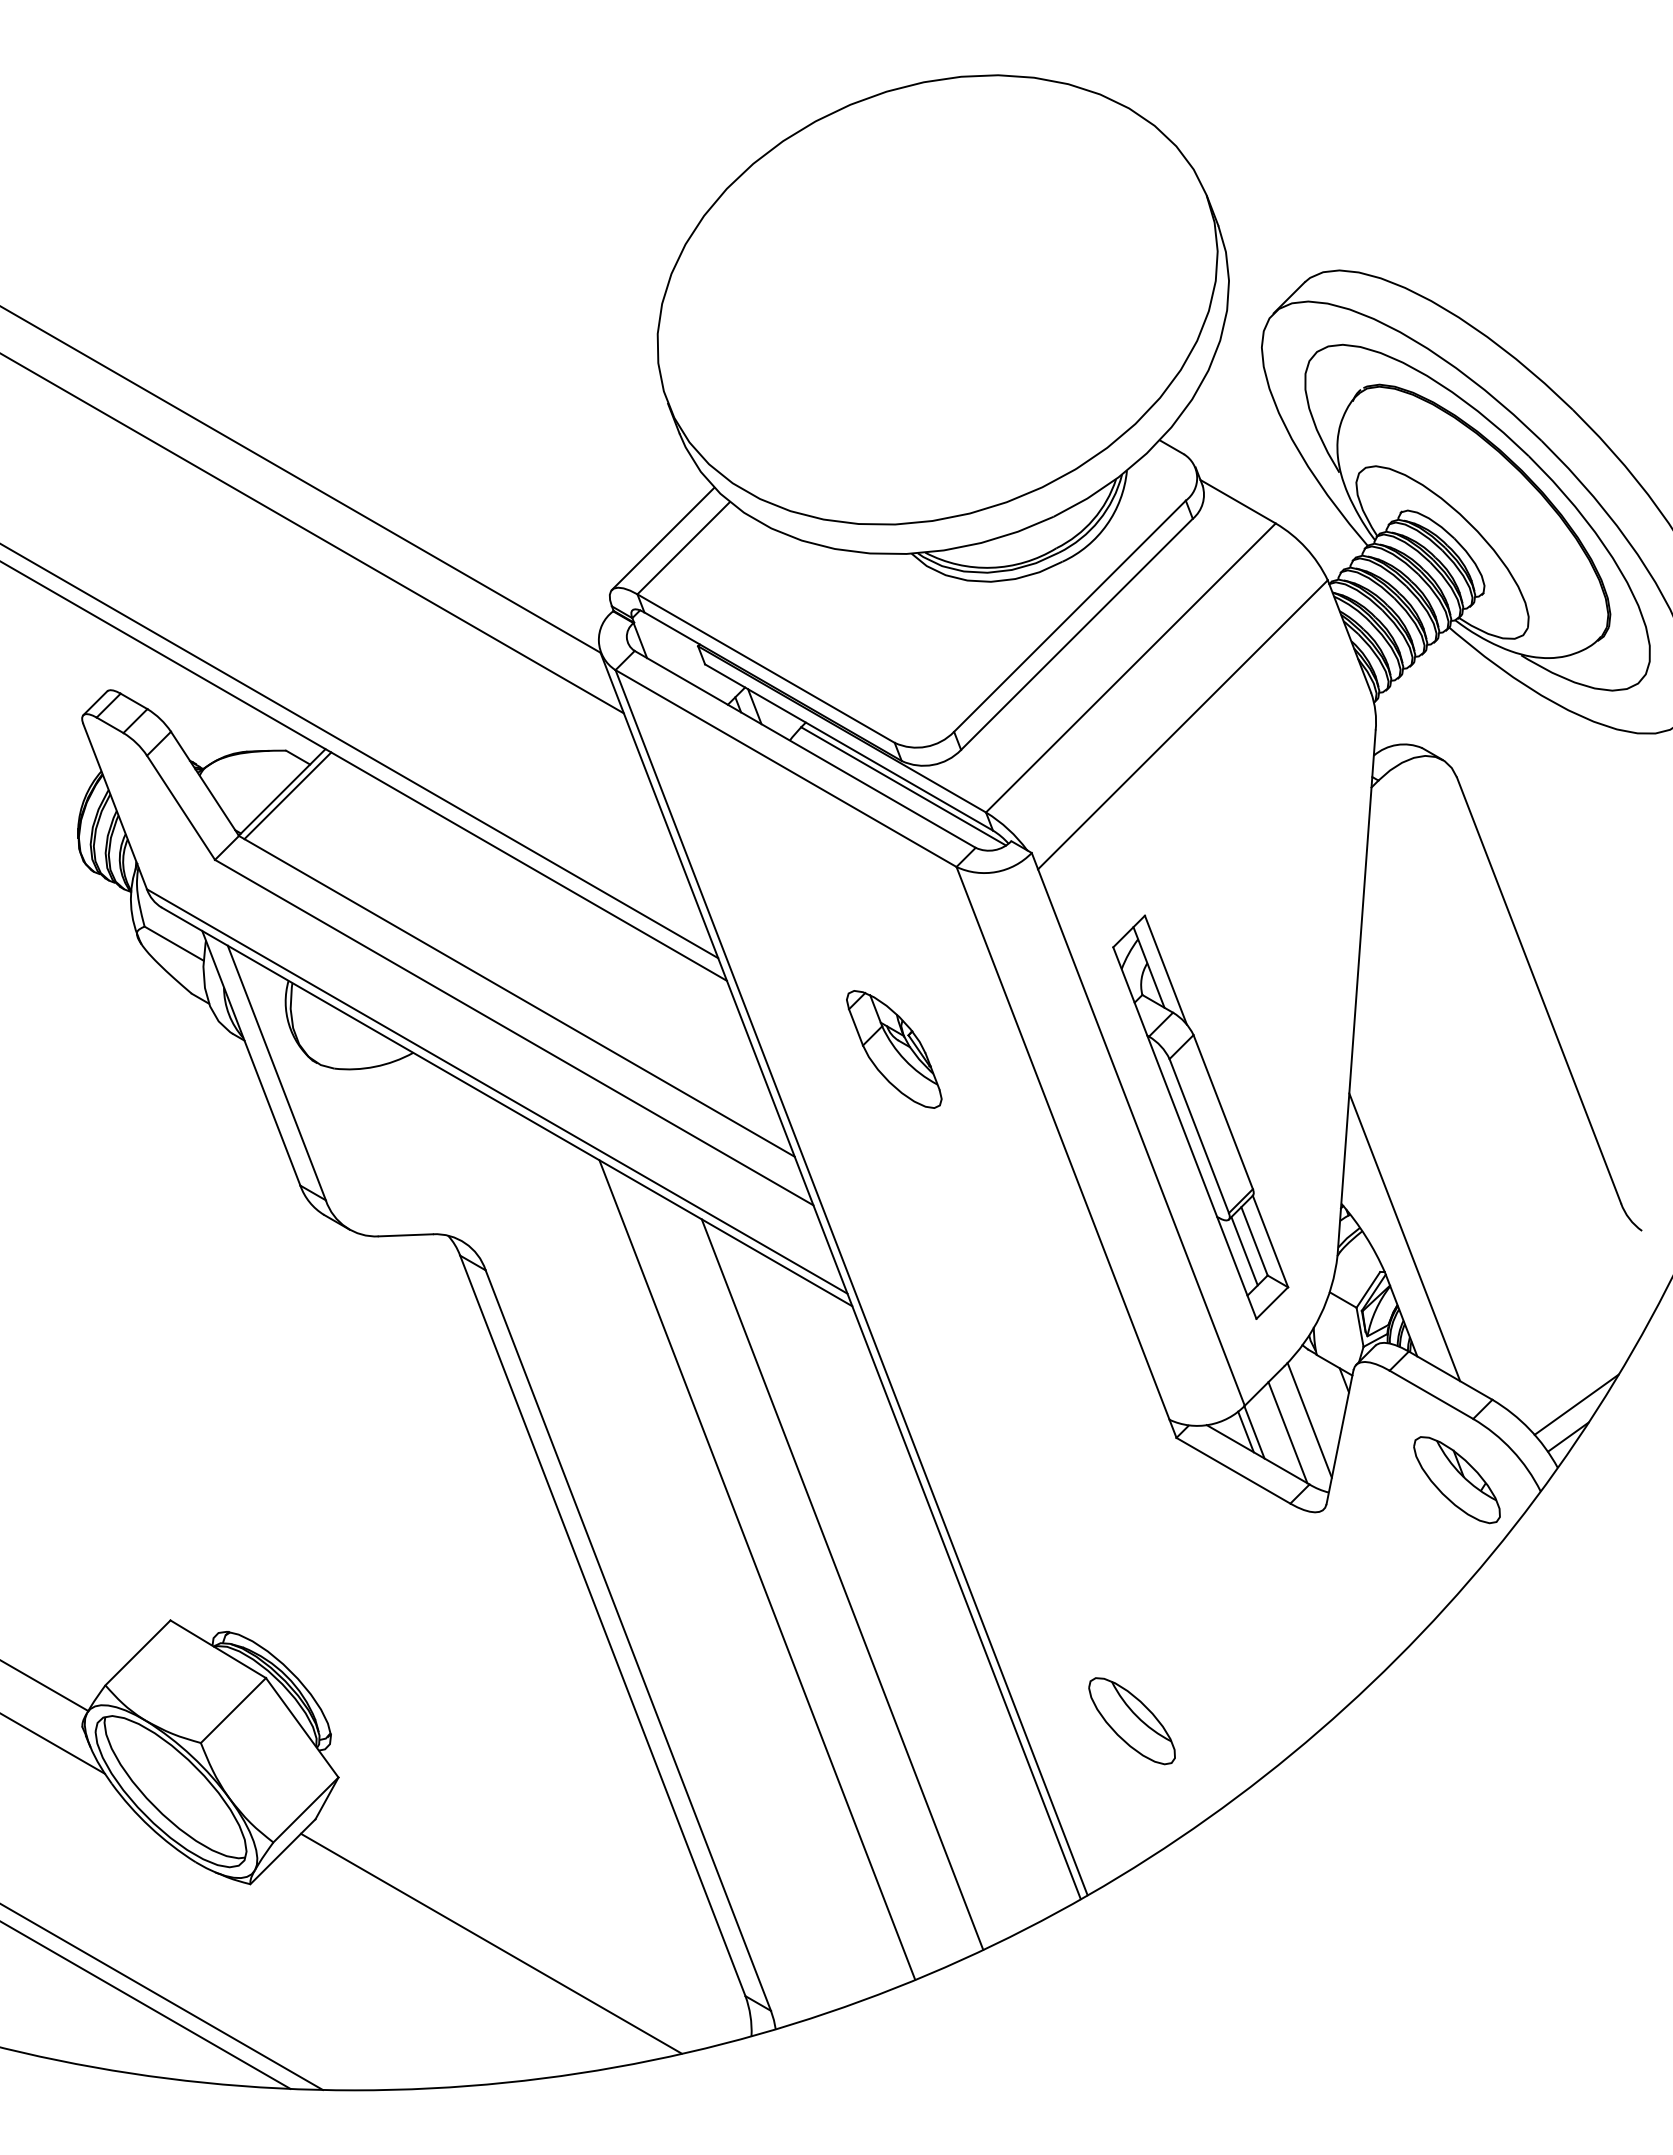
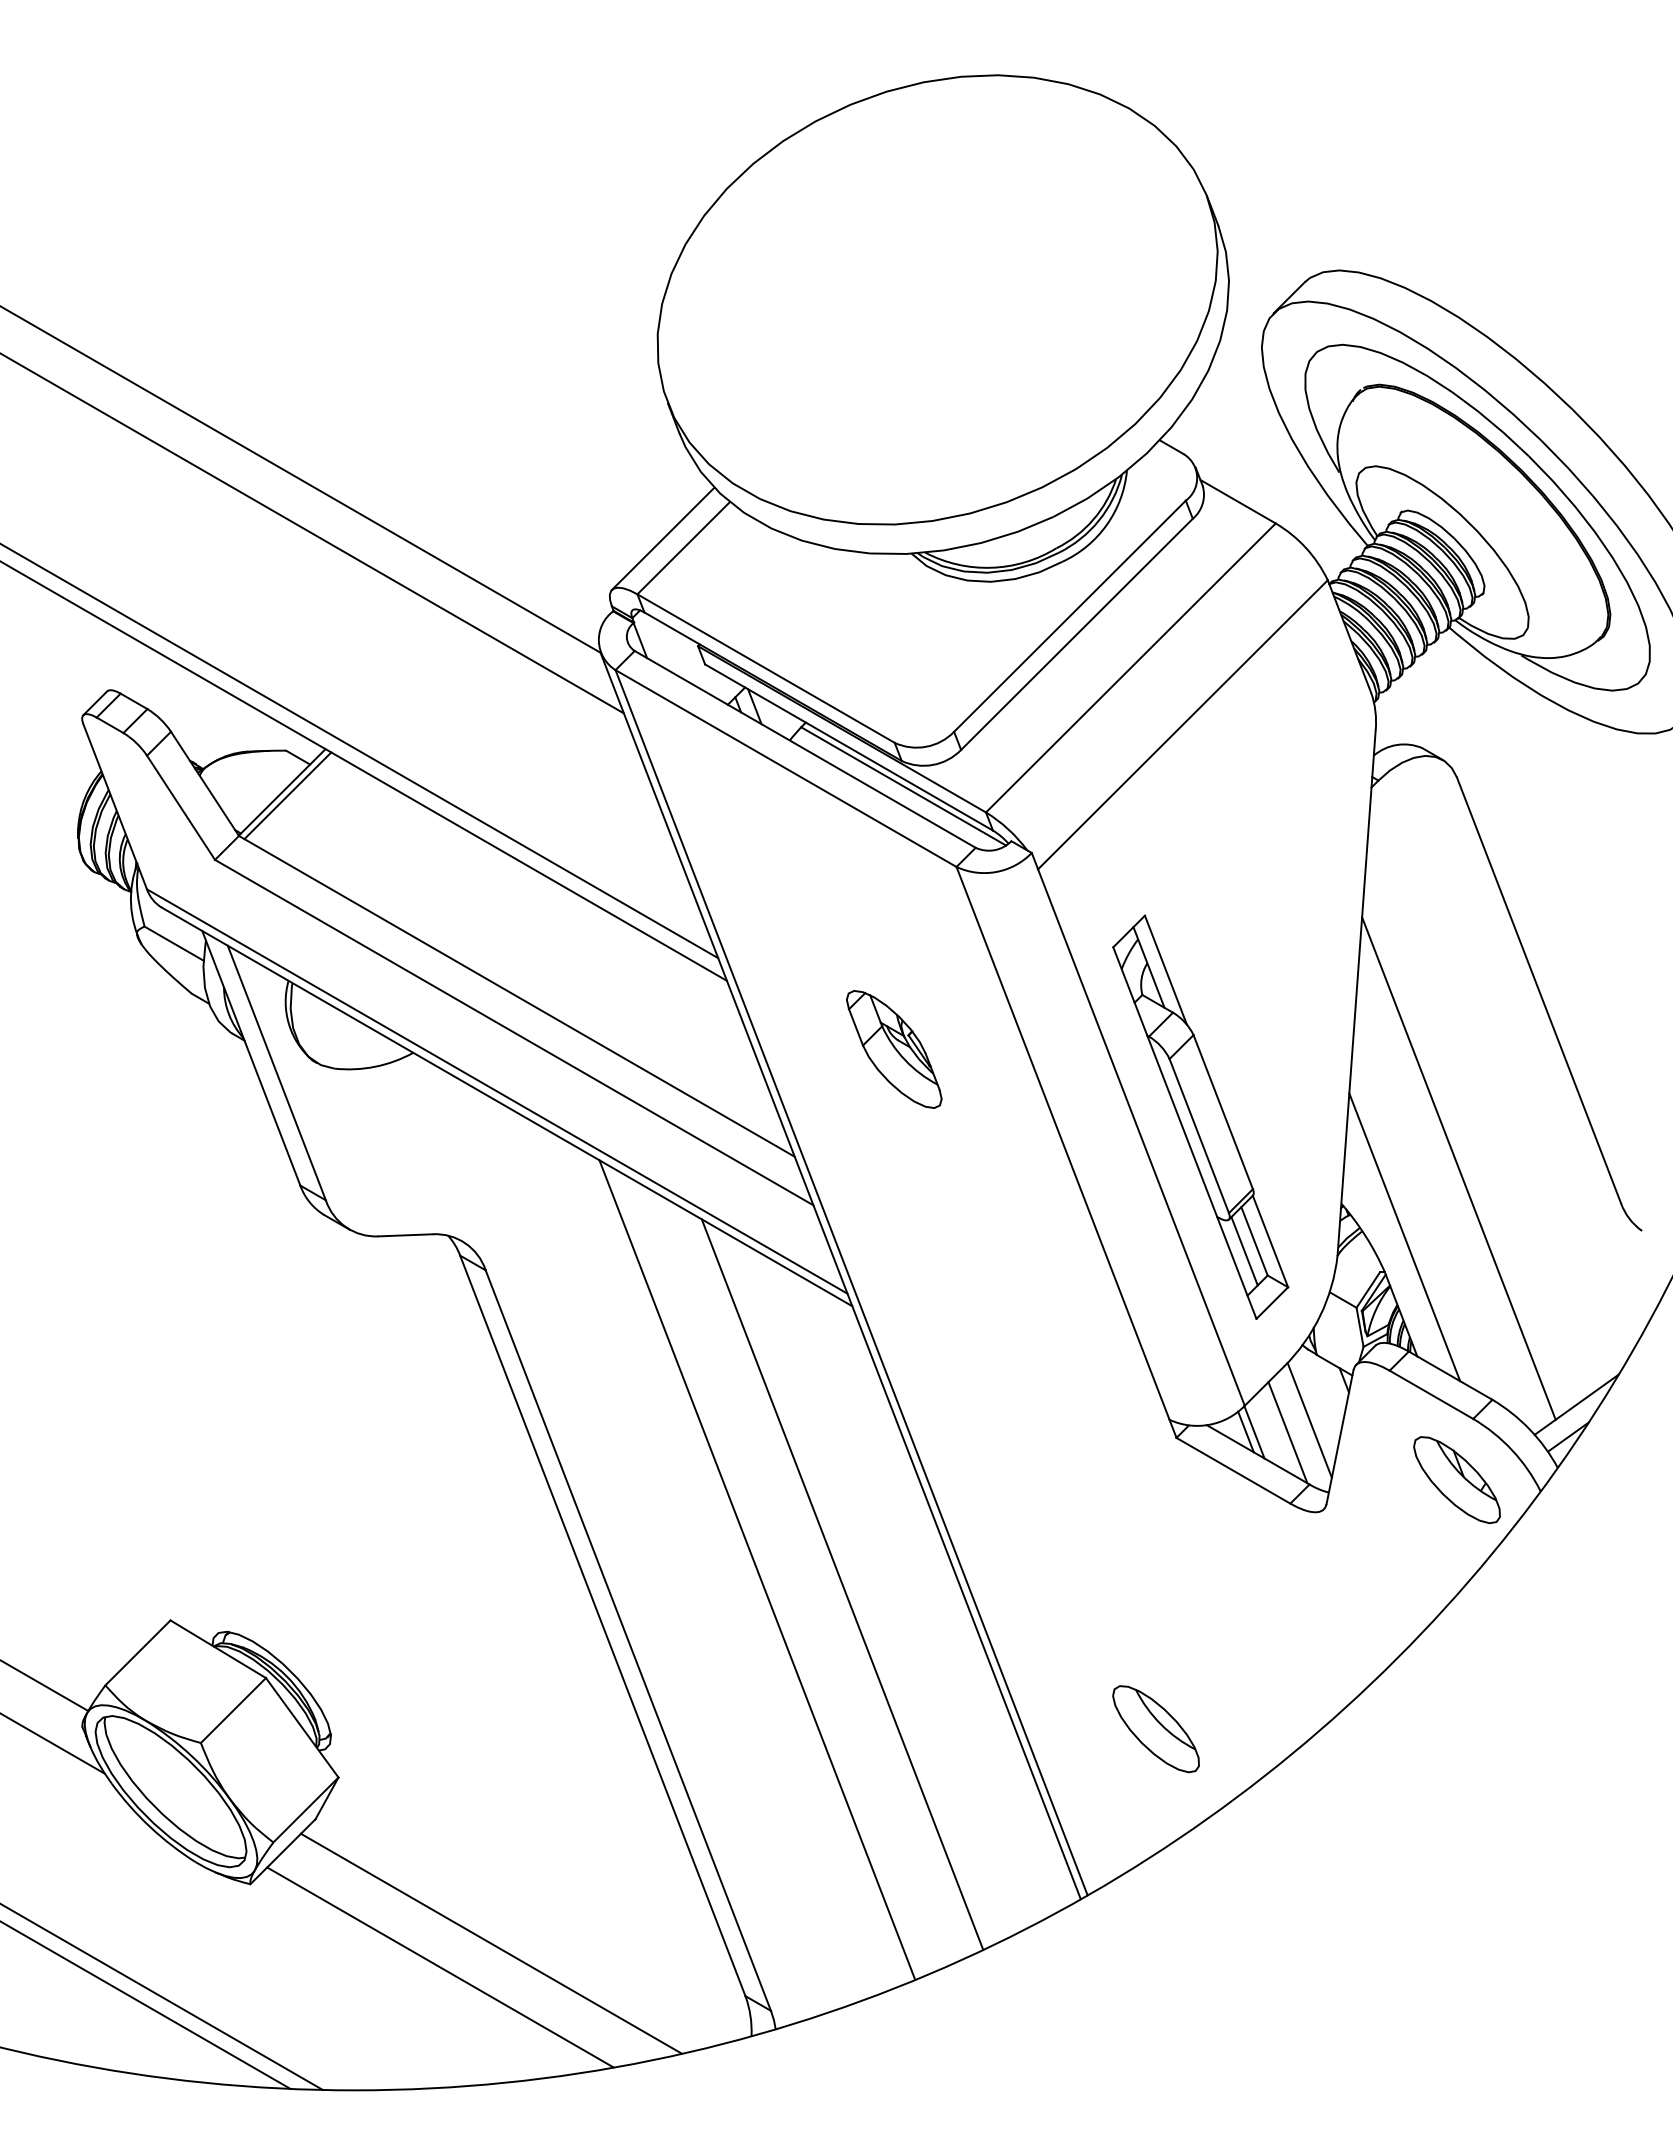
line: none -> present (1458, 1168)
part position: (1131, 1721) -> (1155, 1729) (1155, 1729)
line: none -> present (440, 1967)
